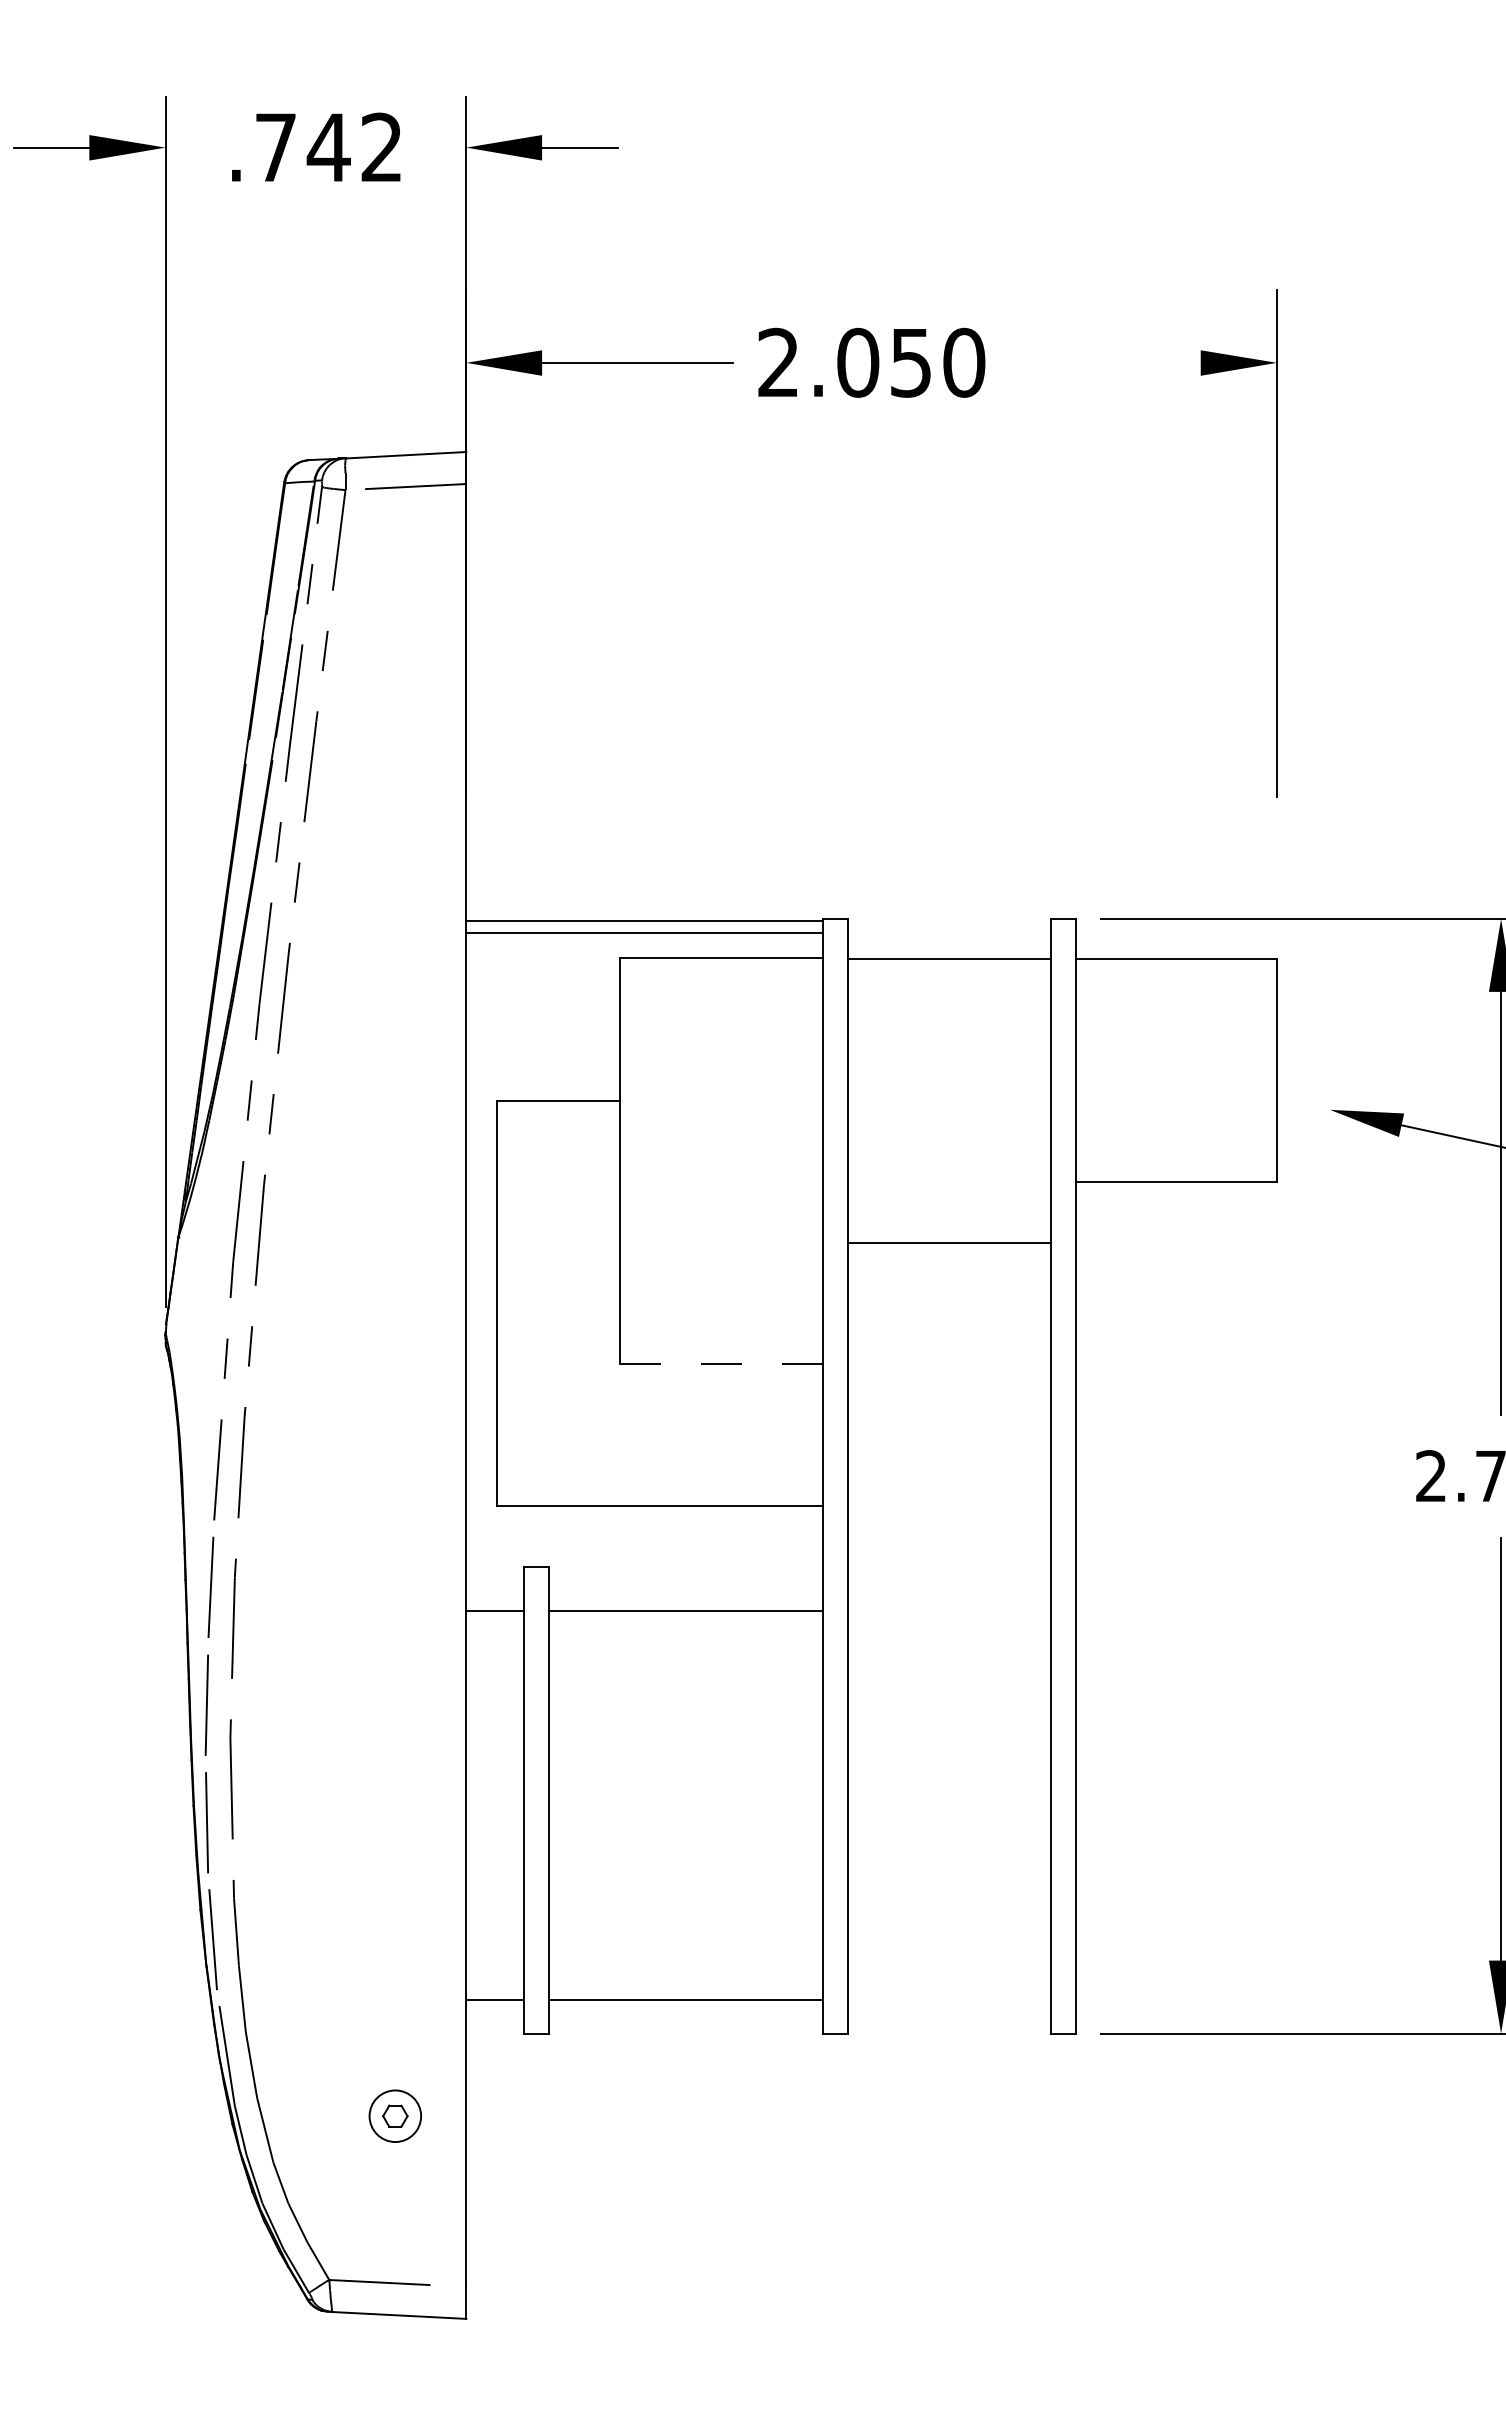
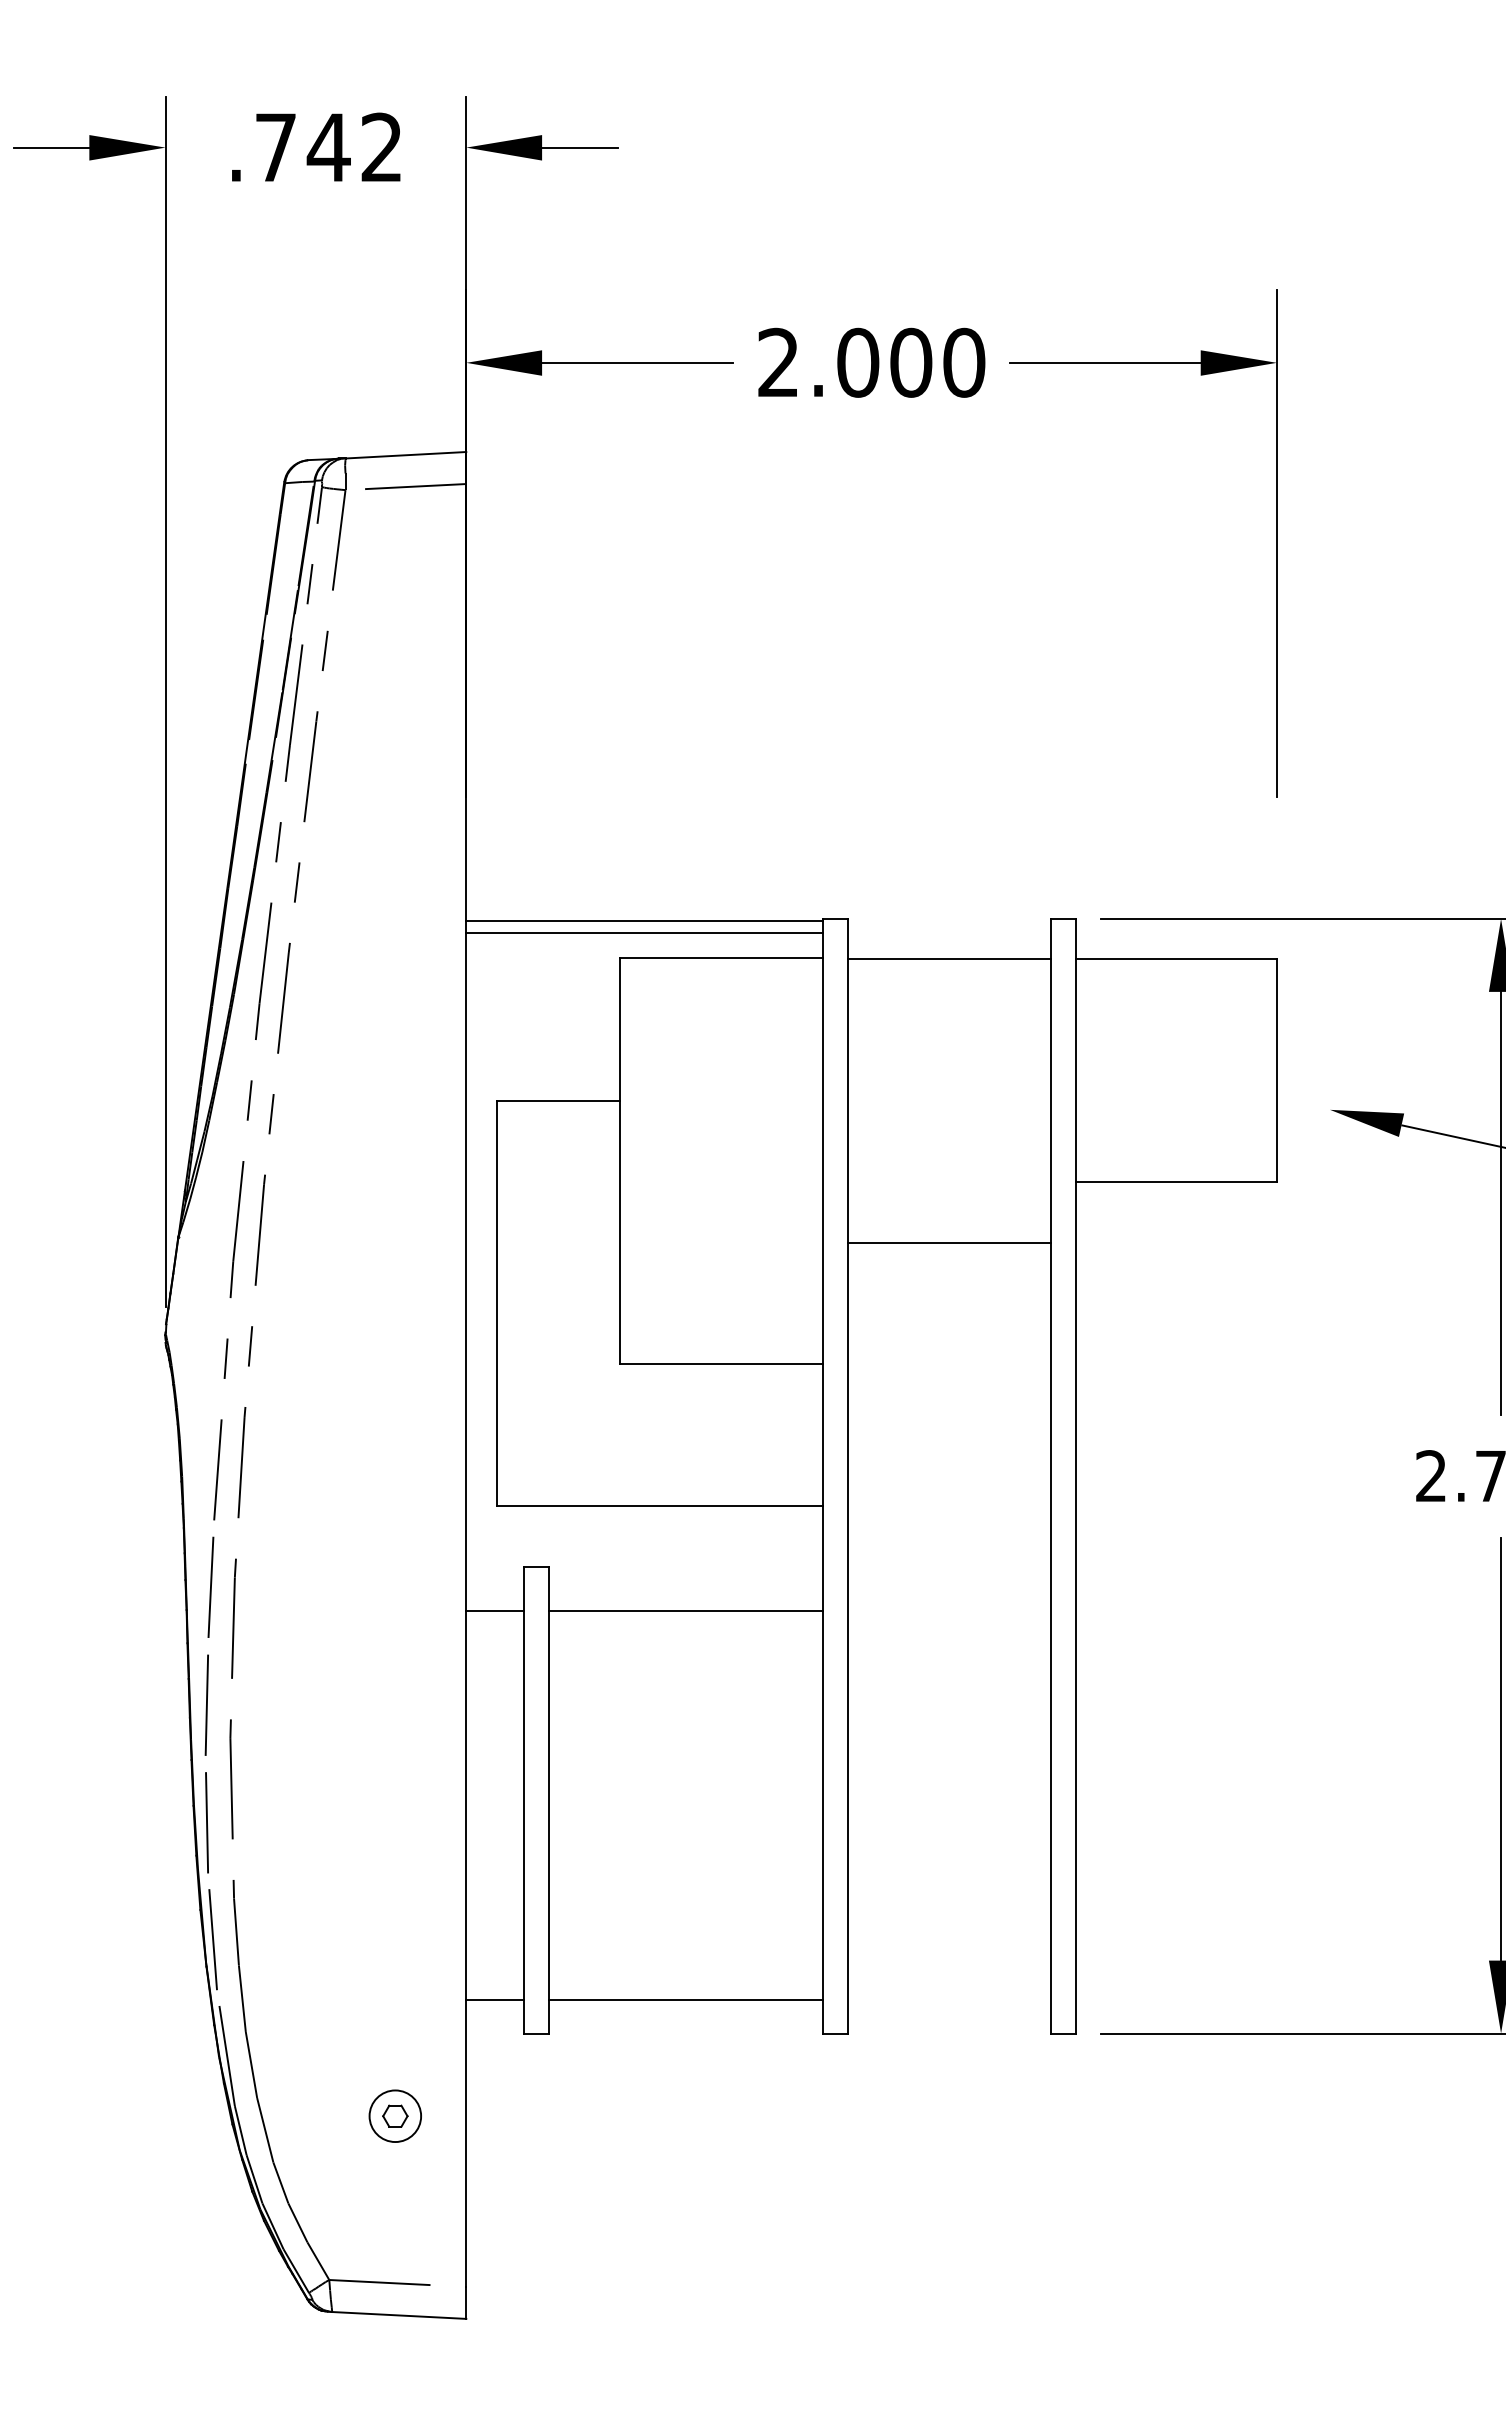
text: 2.050 -> 2.000 (911, 362)
line: none -> present (1104, 362)
line: dashed -> solid (721, 1363)
